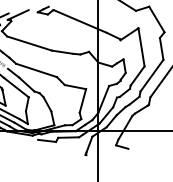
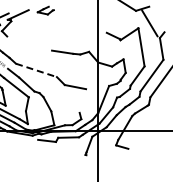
line position: (156, 19) -> (149, 23) (149, 23)
line: present -> none (79, 21)
line: present -> none (29, 43)
line: solid -> dashed (36, 70)
line: present -> none (82, 100)
